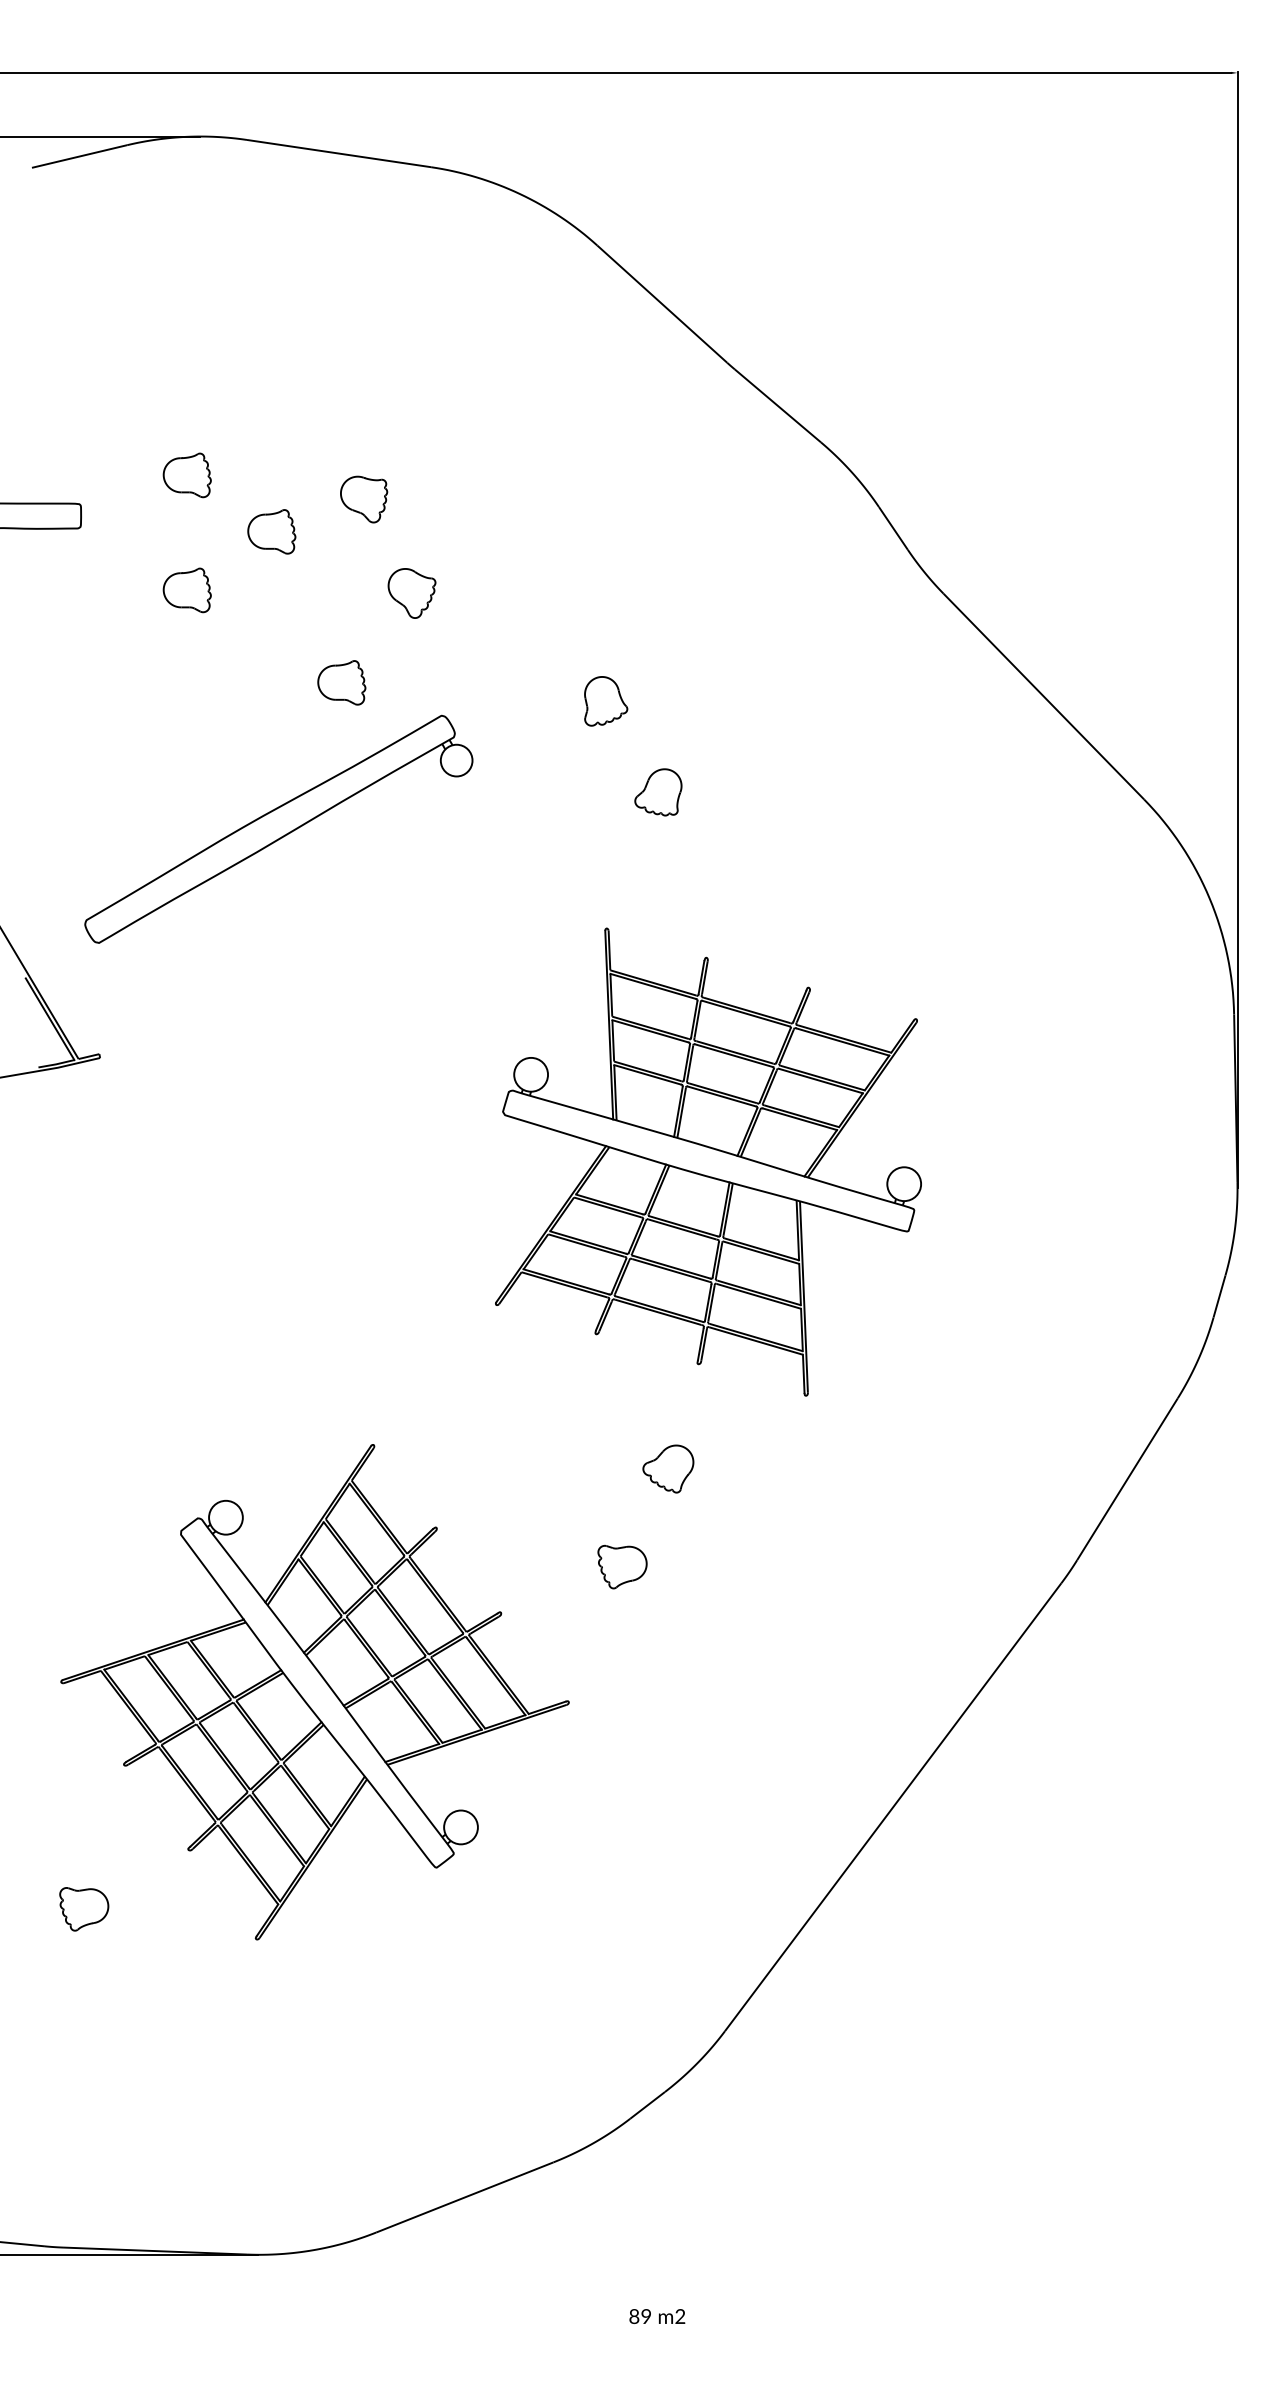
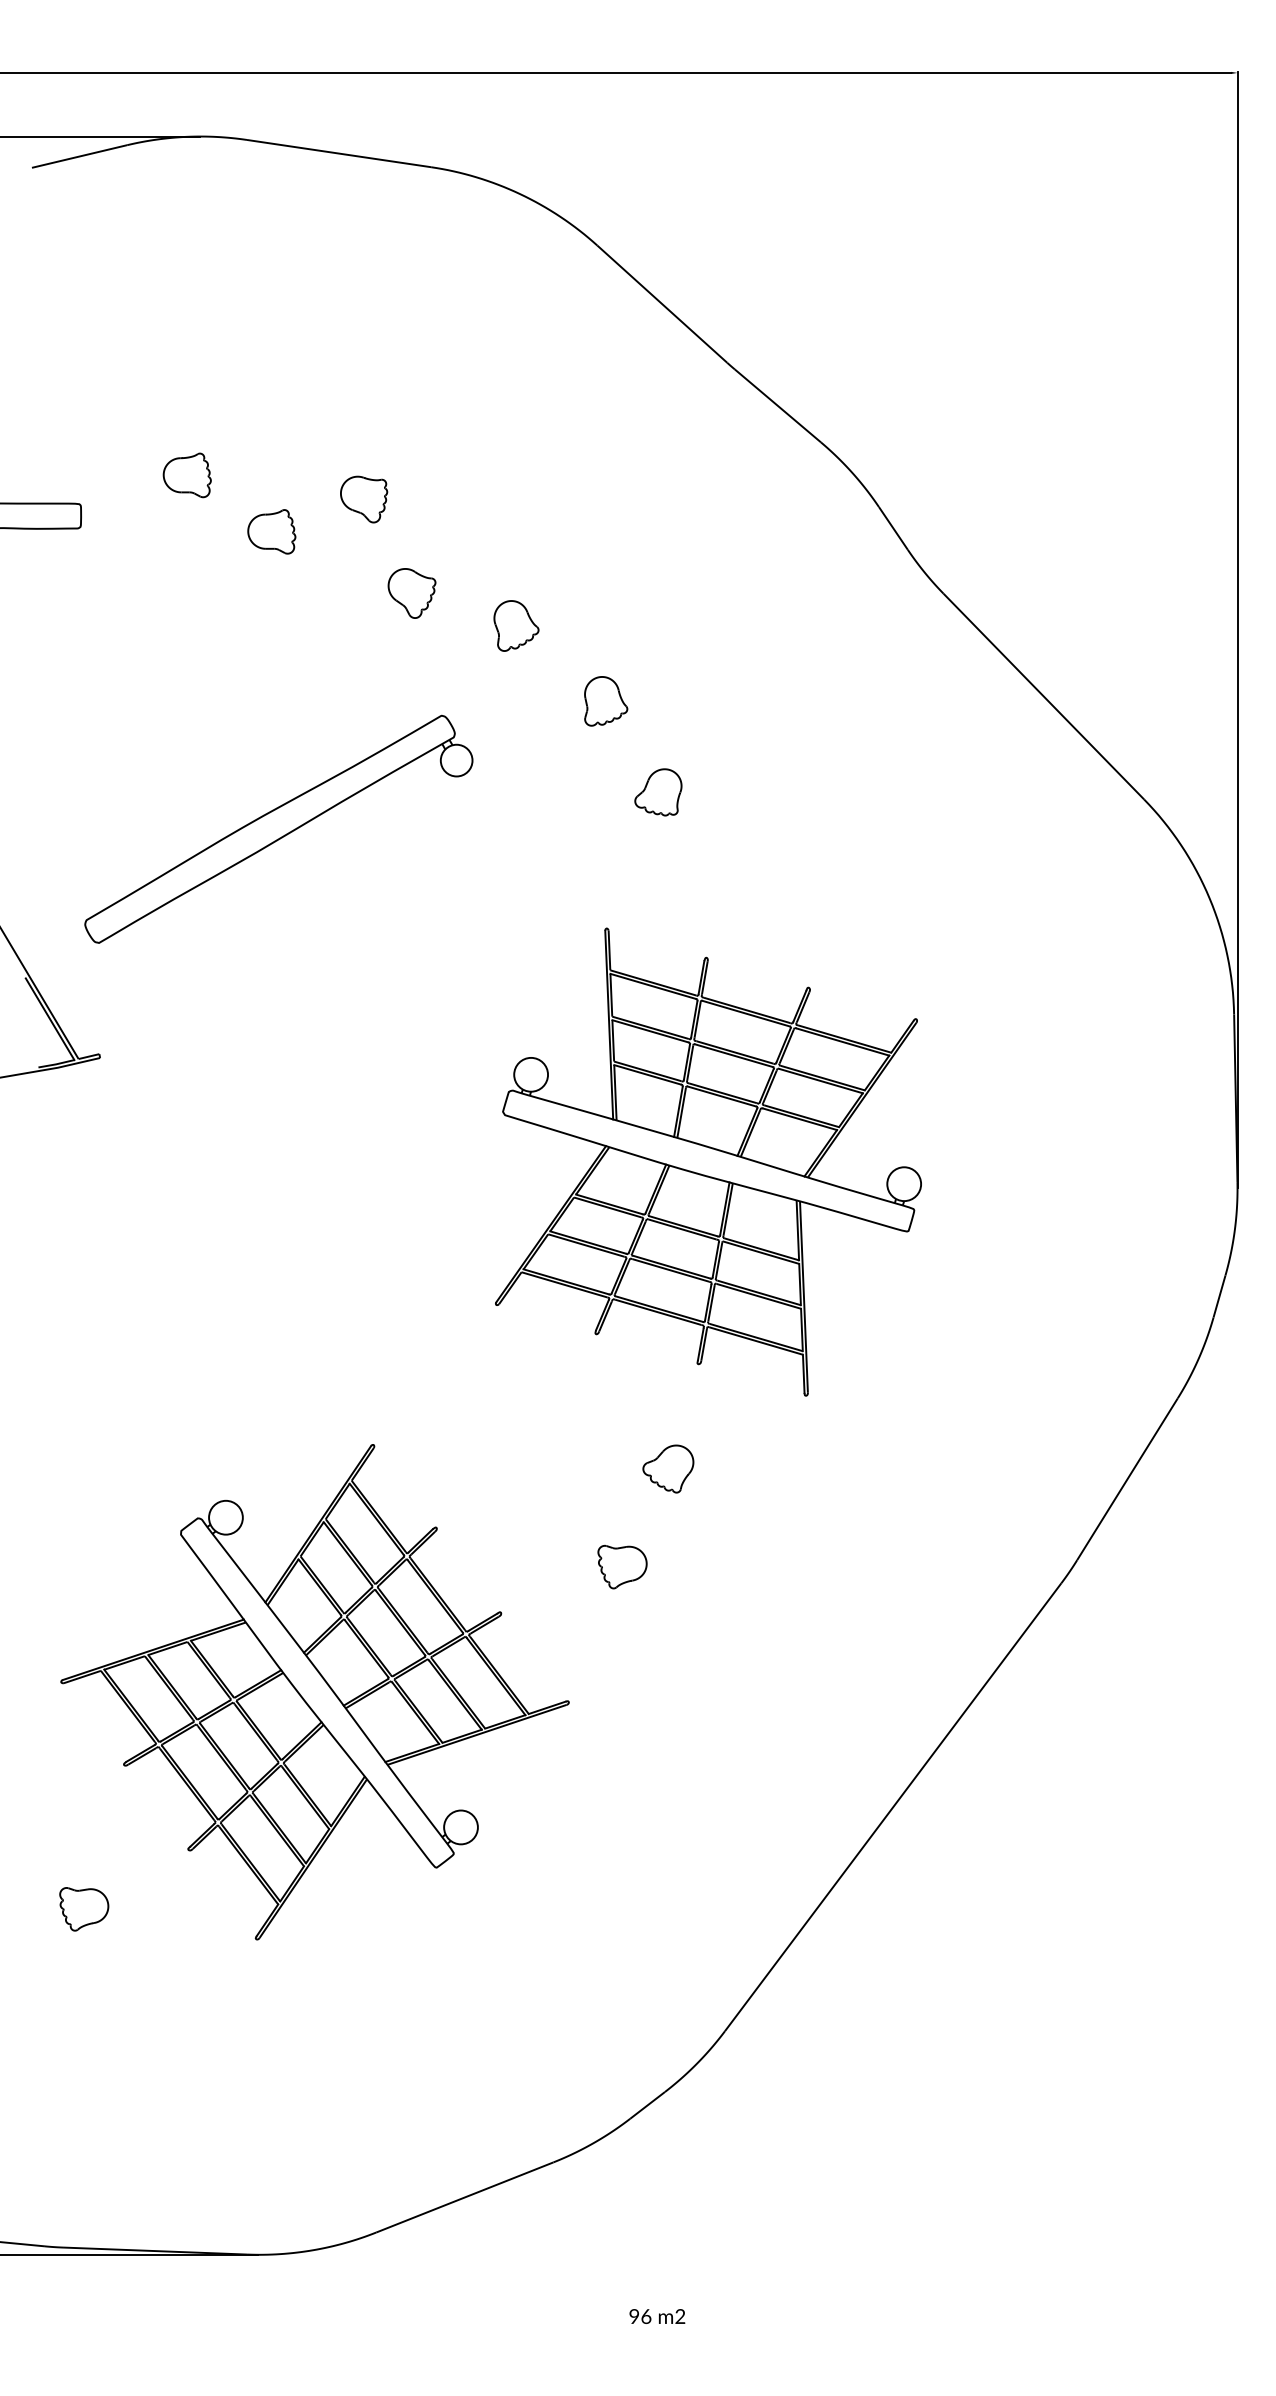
part: present -> none (186, 590)
part: none -> present (516, 625)
part: present -> none (341, 682)
text: 89 -> 96 (640, 2316)
